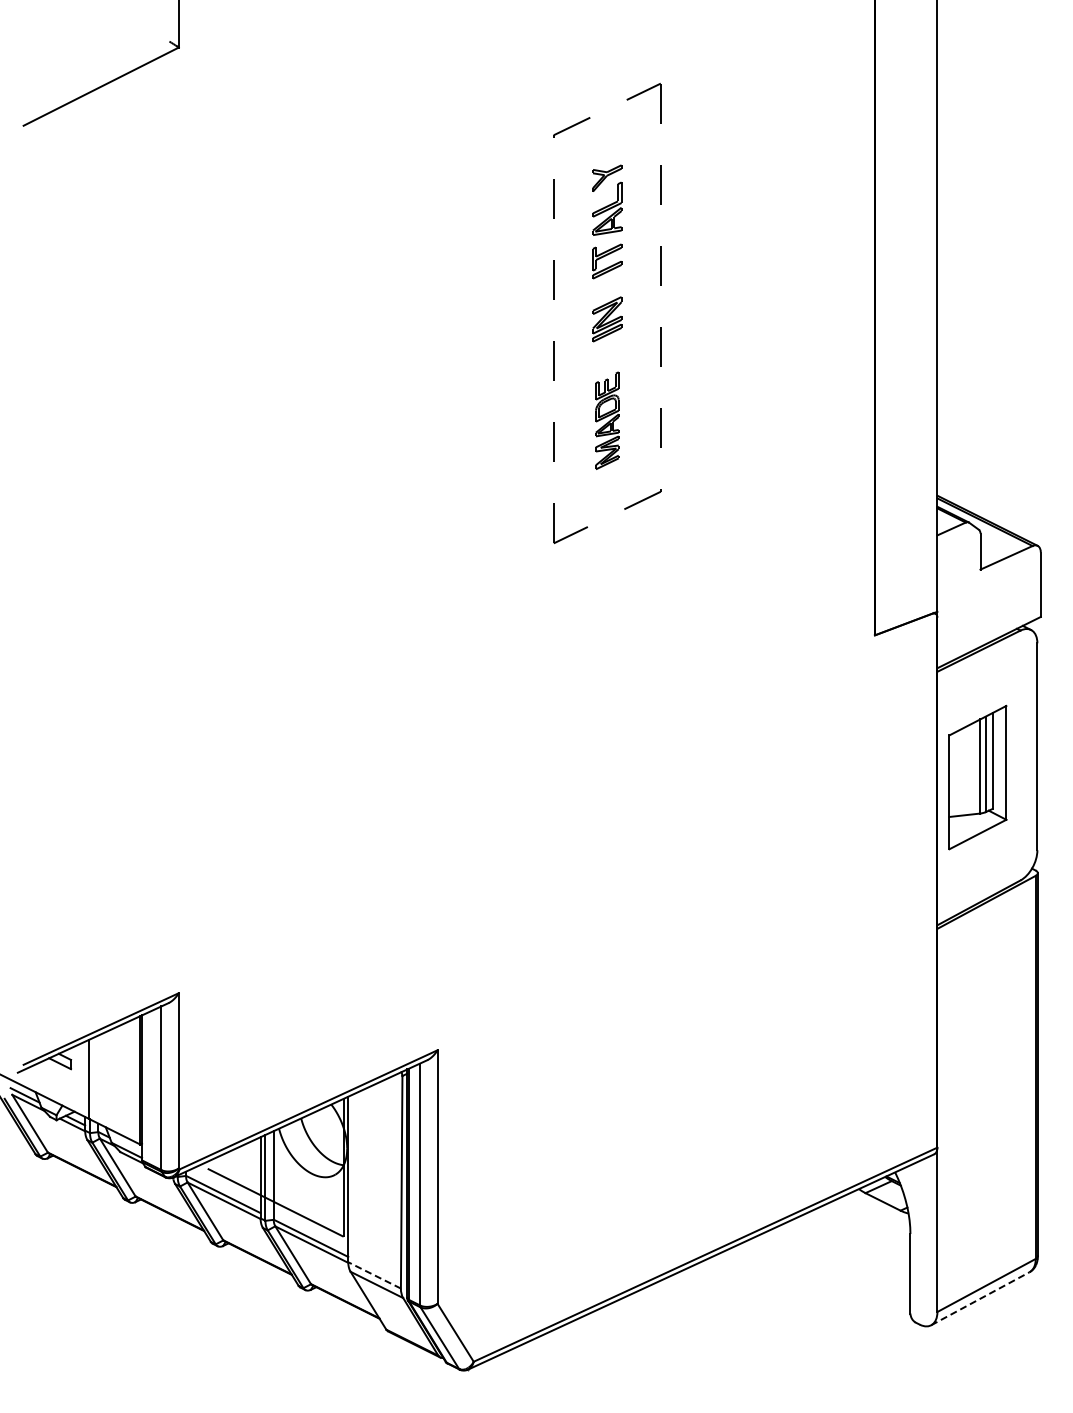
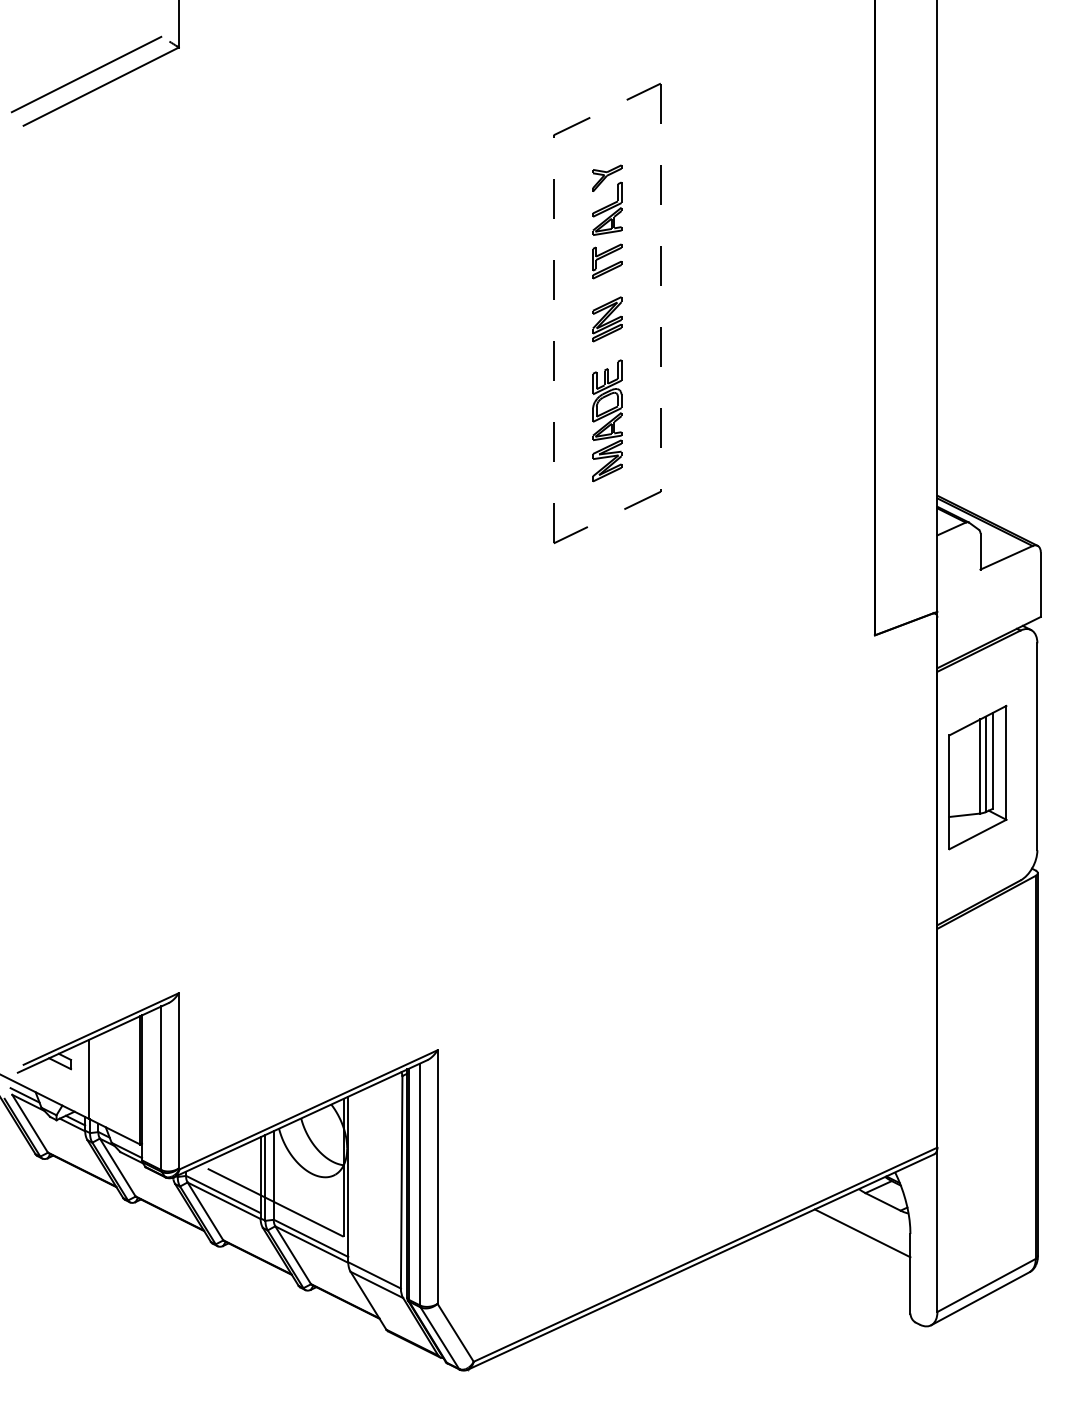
line: none -> present (86, 74)
part size: 25x99 px -> 31x124 px (607, 420)
line: none -> present (862, 1233)
line: dashed -> solid (374, 1275)
line: dashed -> solid (980, 1298)
